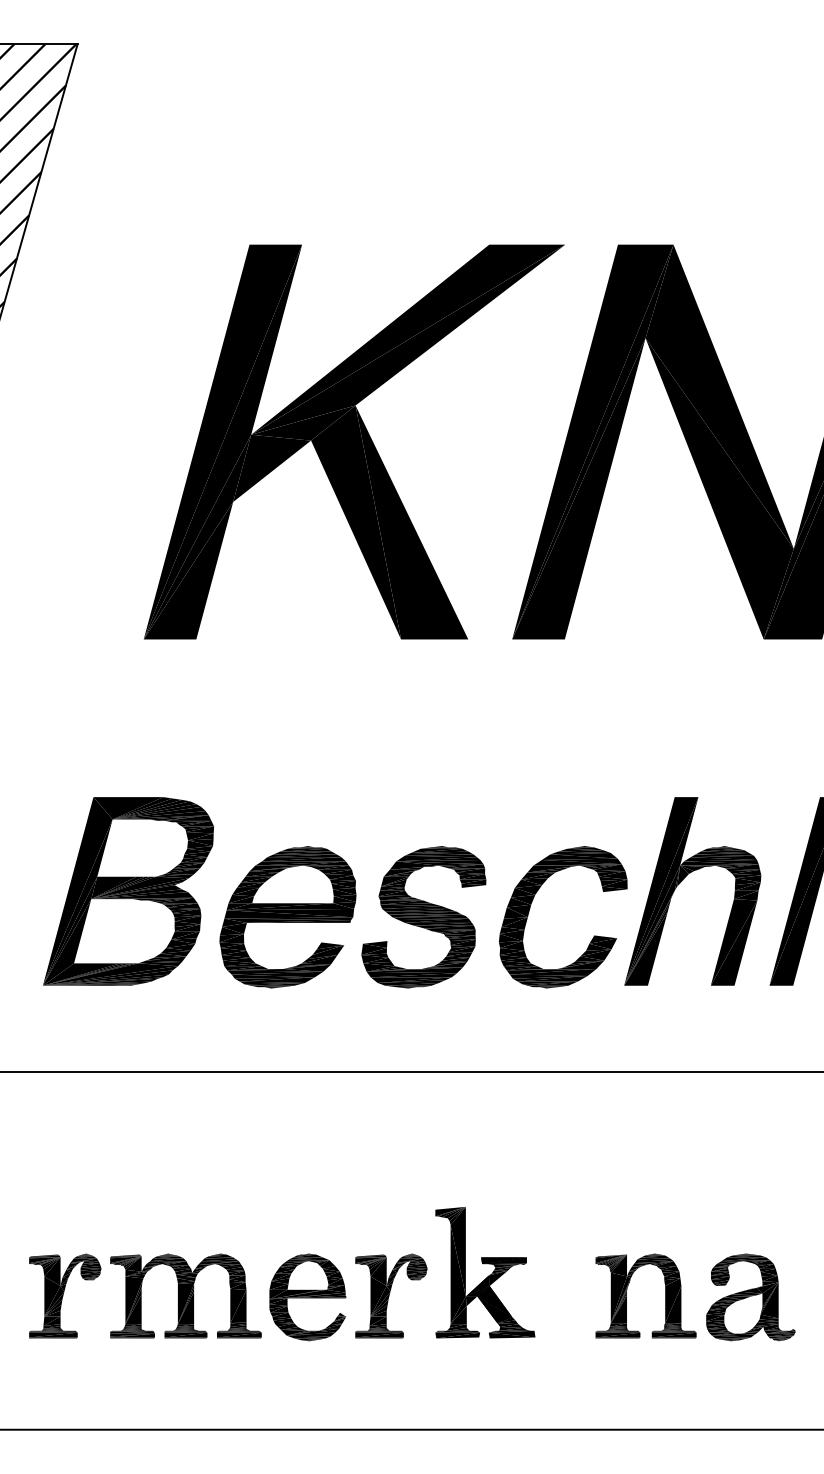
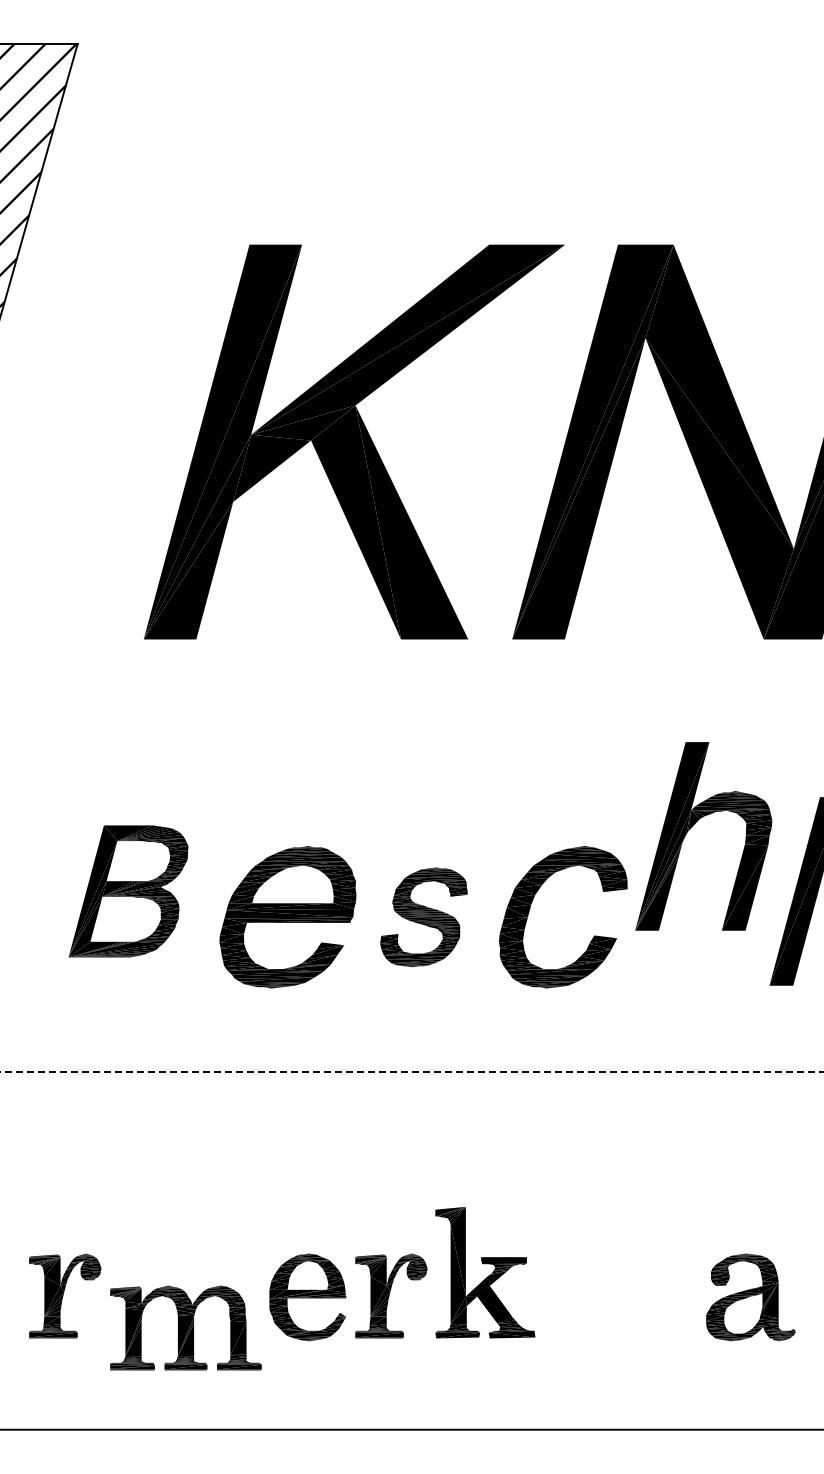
part position: (682, 881) -> (693, 826) (693, 826)
part size: 171x189 px -> 121x133 px (128, 891)
part size: 126x143 px -> 88x101 px (423, 917)
line: solid -> dashed (411, 1071)
part: present -> none (627, 1290)
part position: (185, 1295) -> (185, 1327) (185, 1327)
